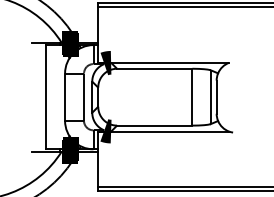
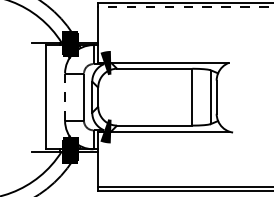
line: solid -> dashed (186, 7)
line: solid -> dashed (65, 97)
